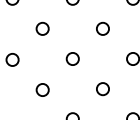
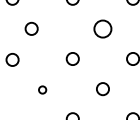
circle position: (42, 28) -> (31, 28) (31, 28)
circle size: 14x15 px -> 20x20 px (102, 28)
circle size: 15x14 px -> 10x10 px (42, 89)
